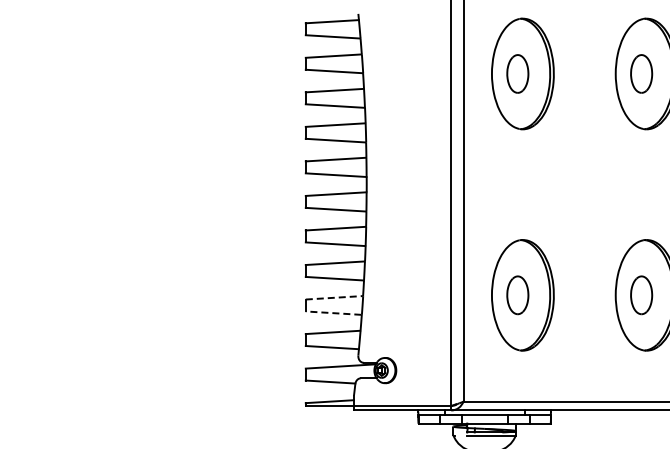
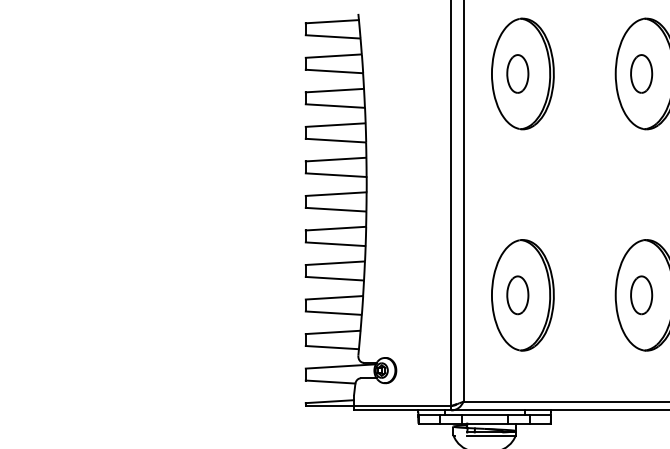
line: dashed -> solid (334, 297)
line: dashed -> solid (333, 313)
